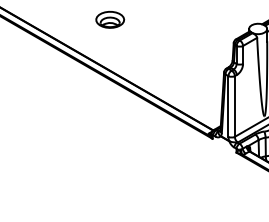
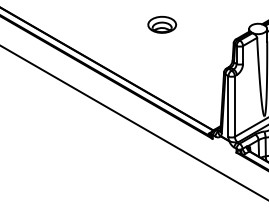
part position: (110, 19) -> (162, 24) (162, 24)
line: none -> present (133, 122)
